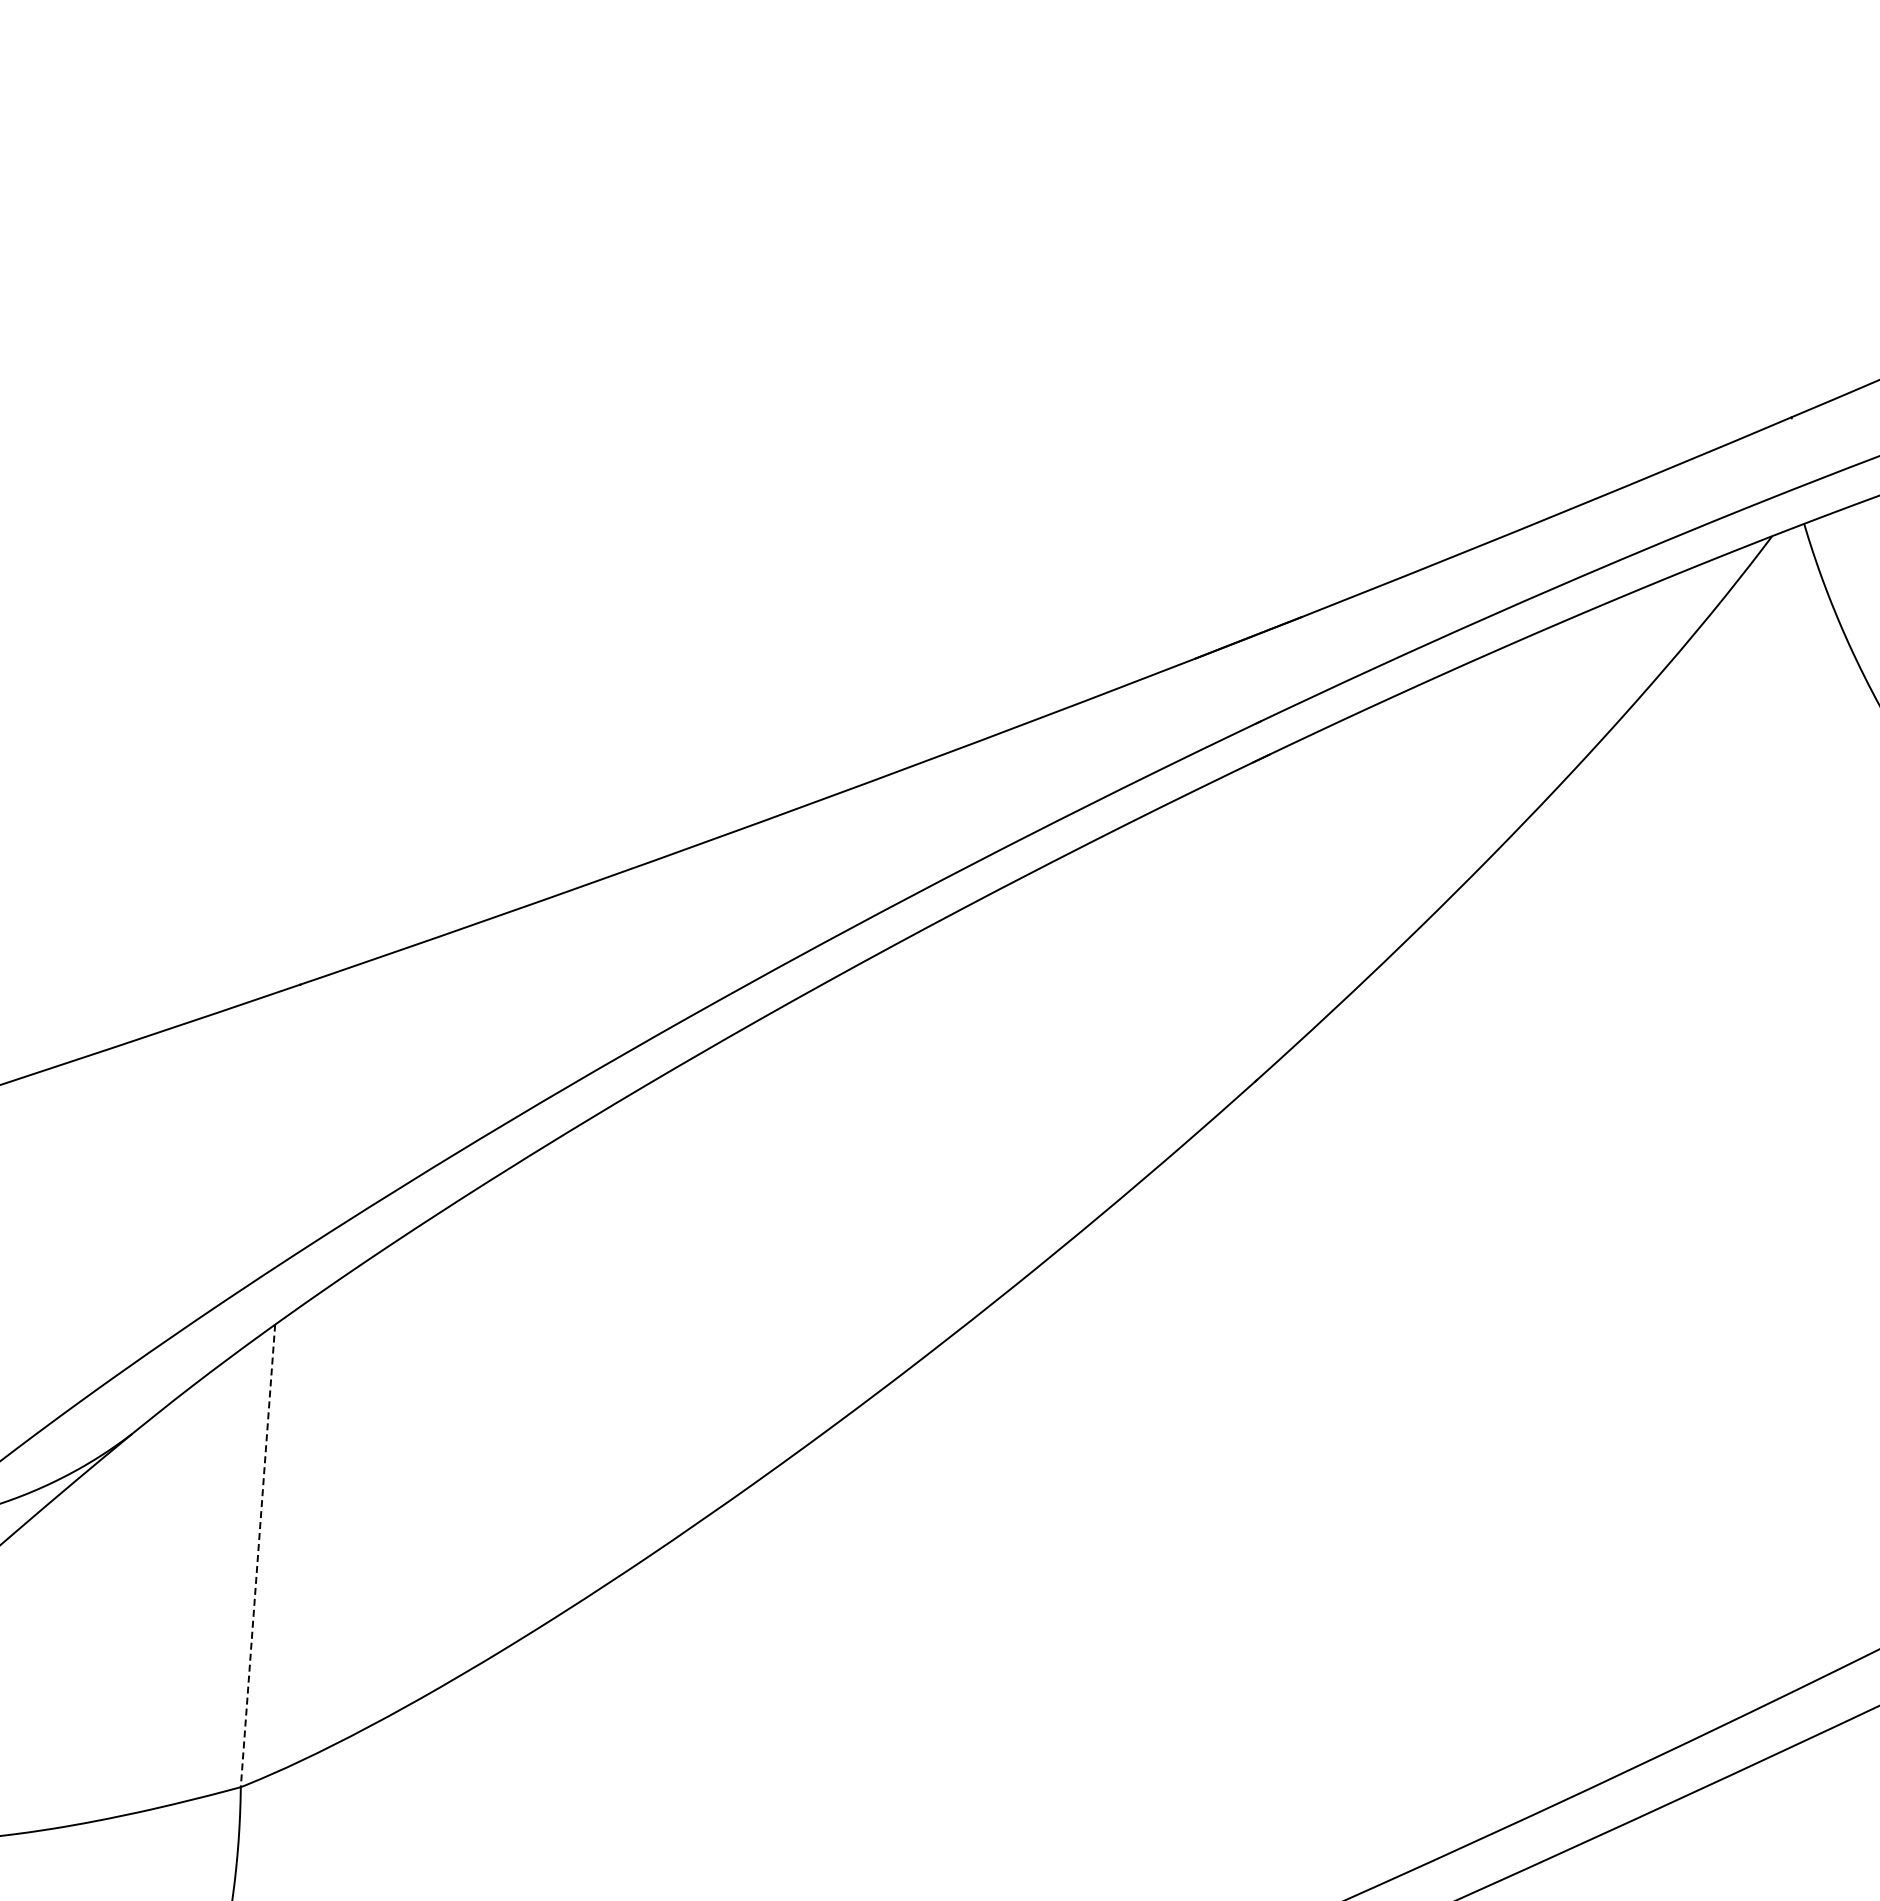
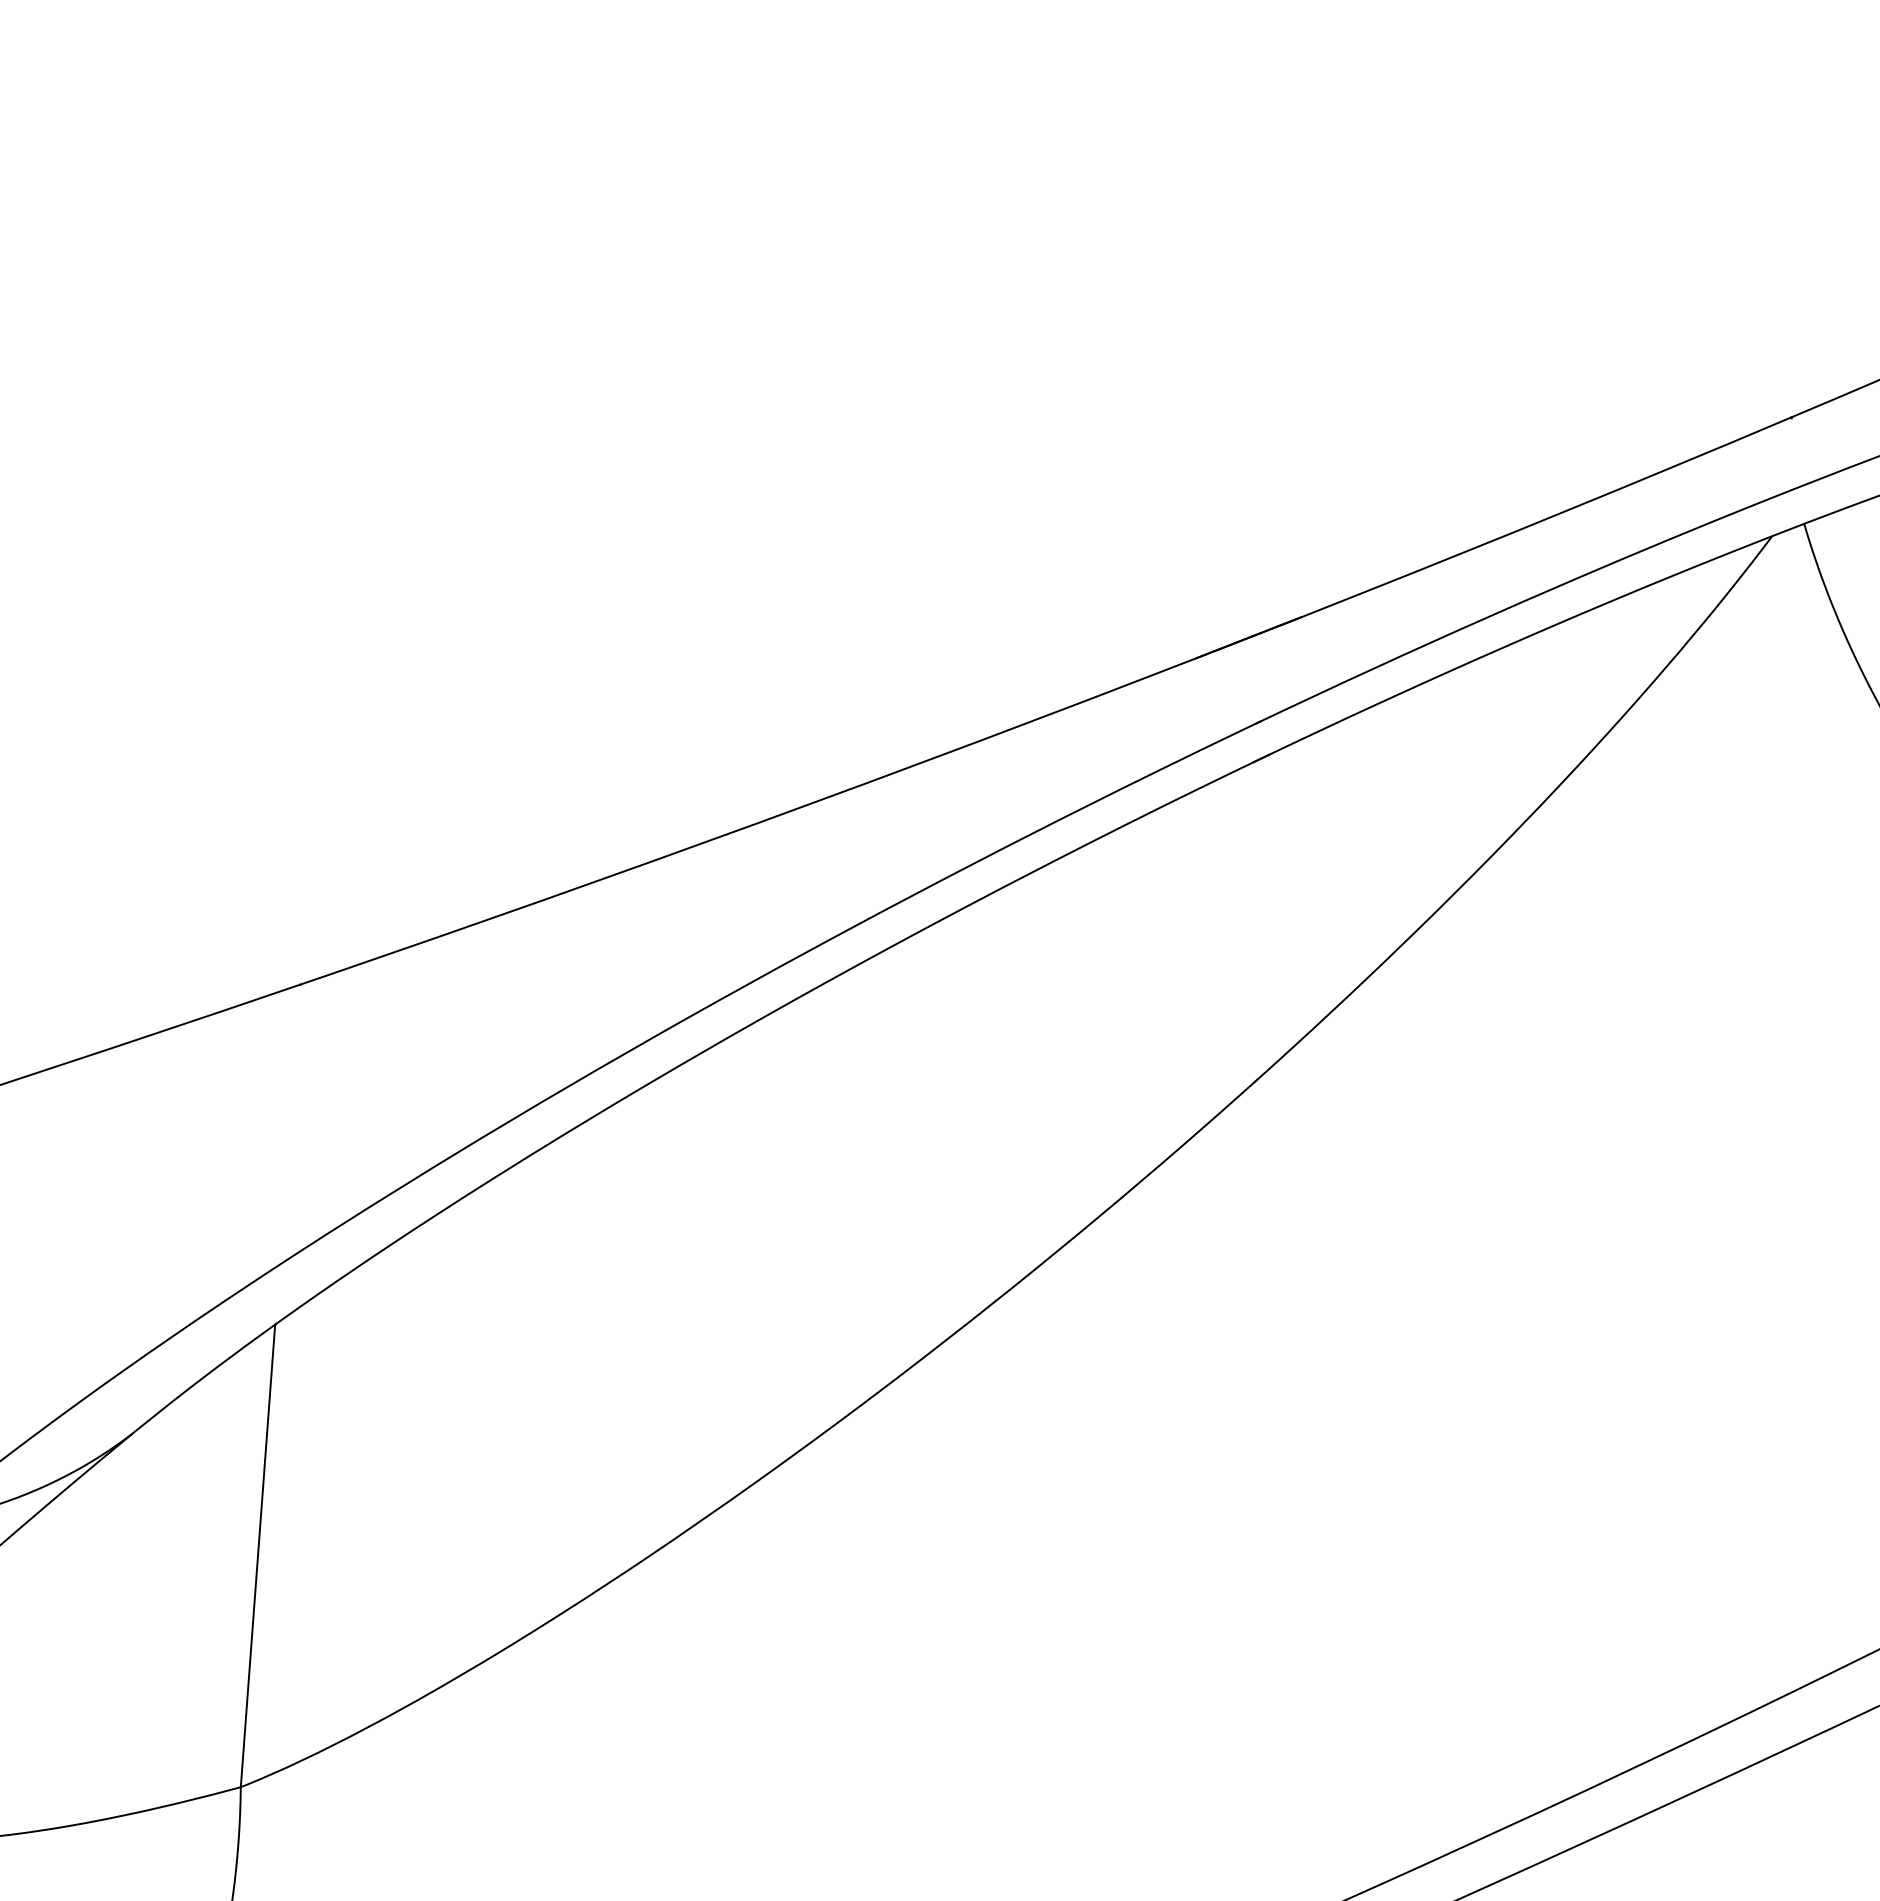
line: dashed -> solid (258, 1555)
